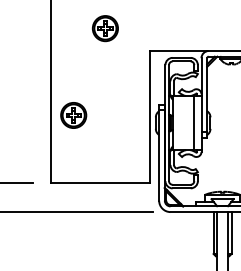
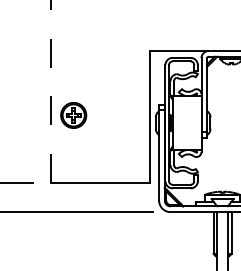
part: present -> none (104, 28)
line: solid -> dashed (51, 91)
line: present -> none (194, 123)
